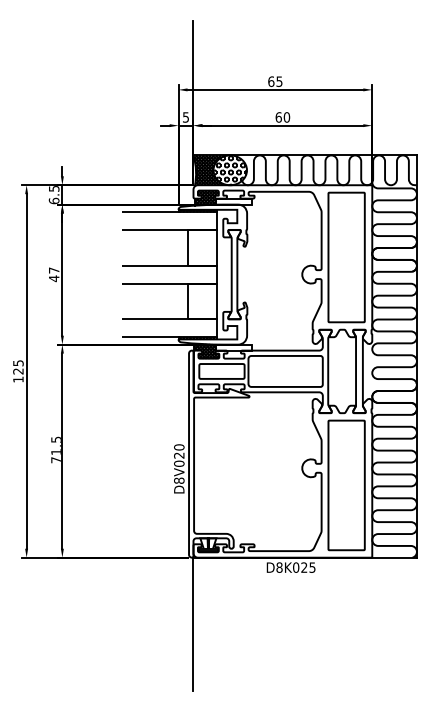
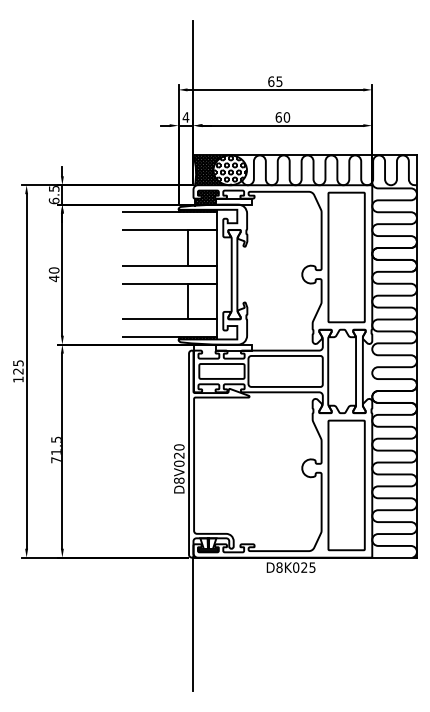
text: 5 -> 4 (185, 117)
text: 47 -> 40 (53, 270)
hatch: present -> none (208, 350)
